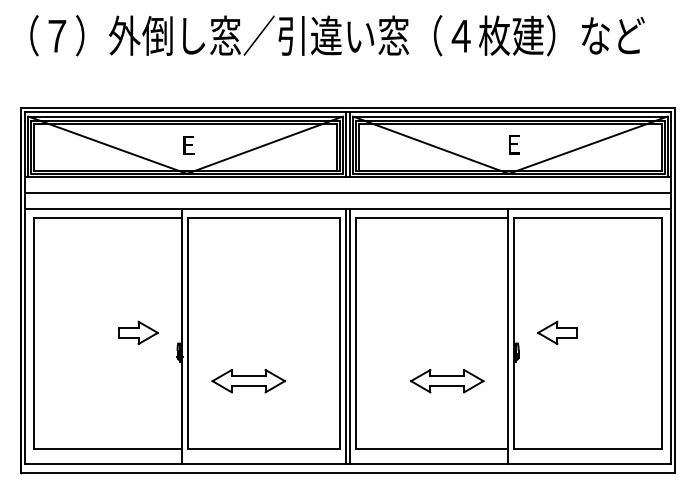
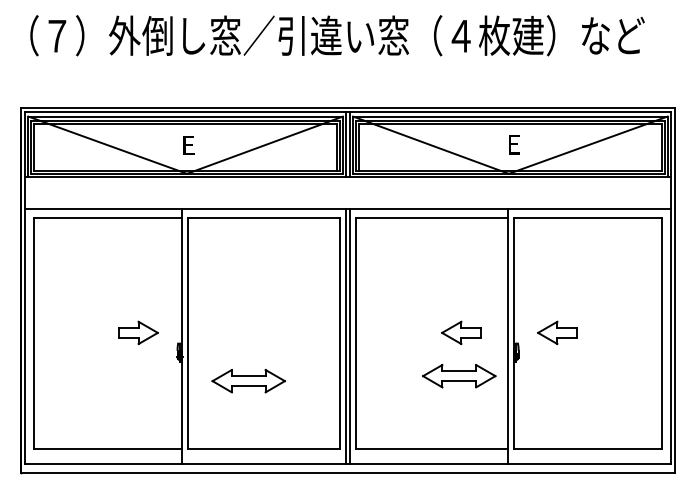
line: present -> none (347, 192)
part: none -> present (461, 332)
part position: (447, 381) -> (459, 376) (459, 376)
